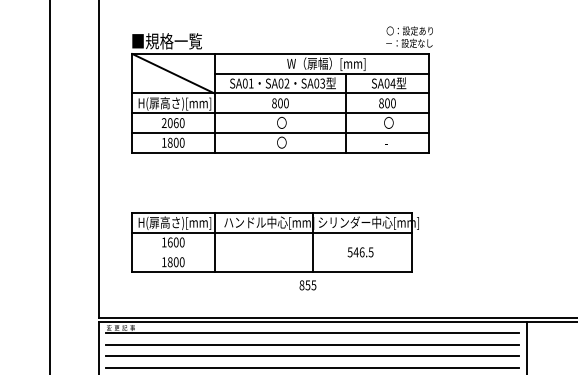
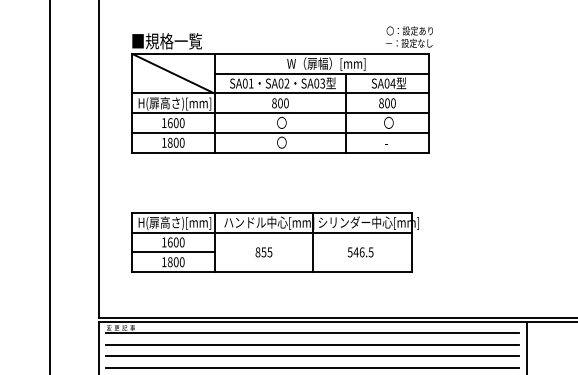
text: 2060 -> 1600 (169, 122)
line: none -> present (173, 252)
text position: (307, 285) -> (263, 252) (263, 252)
